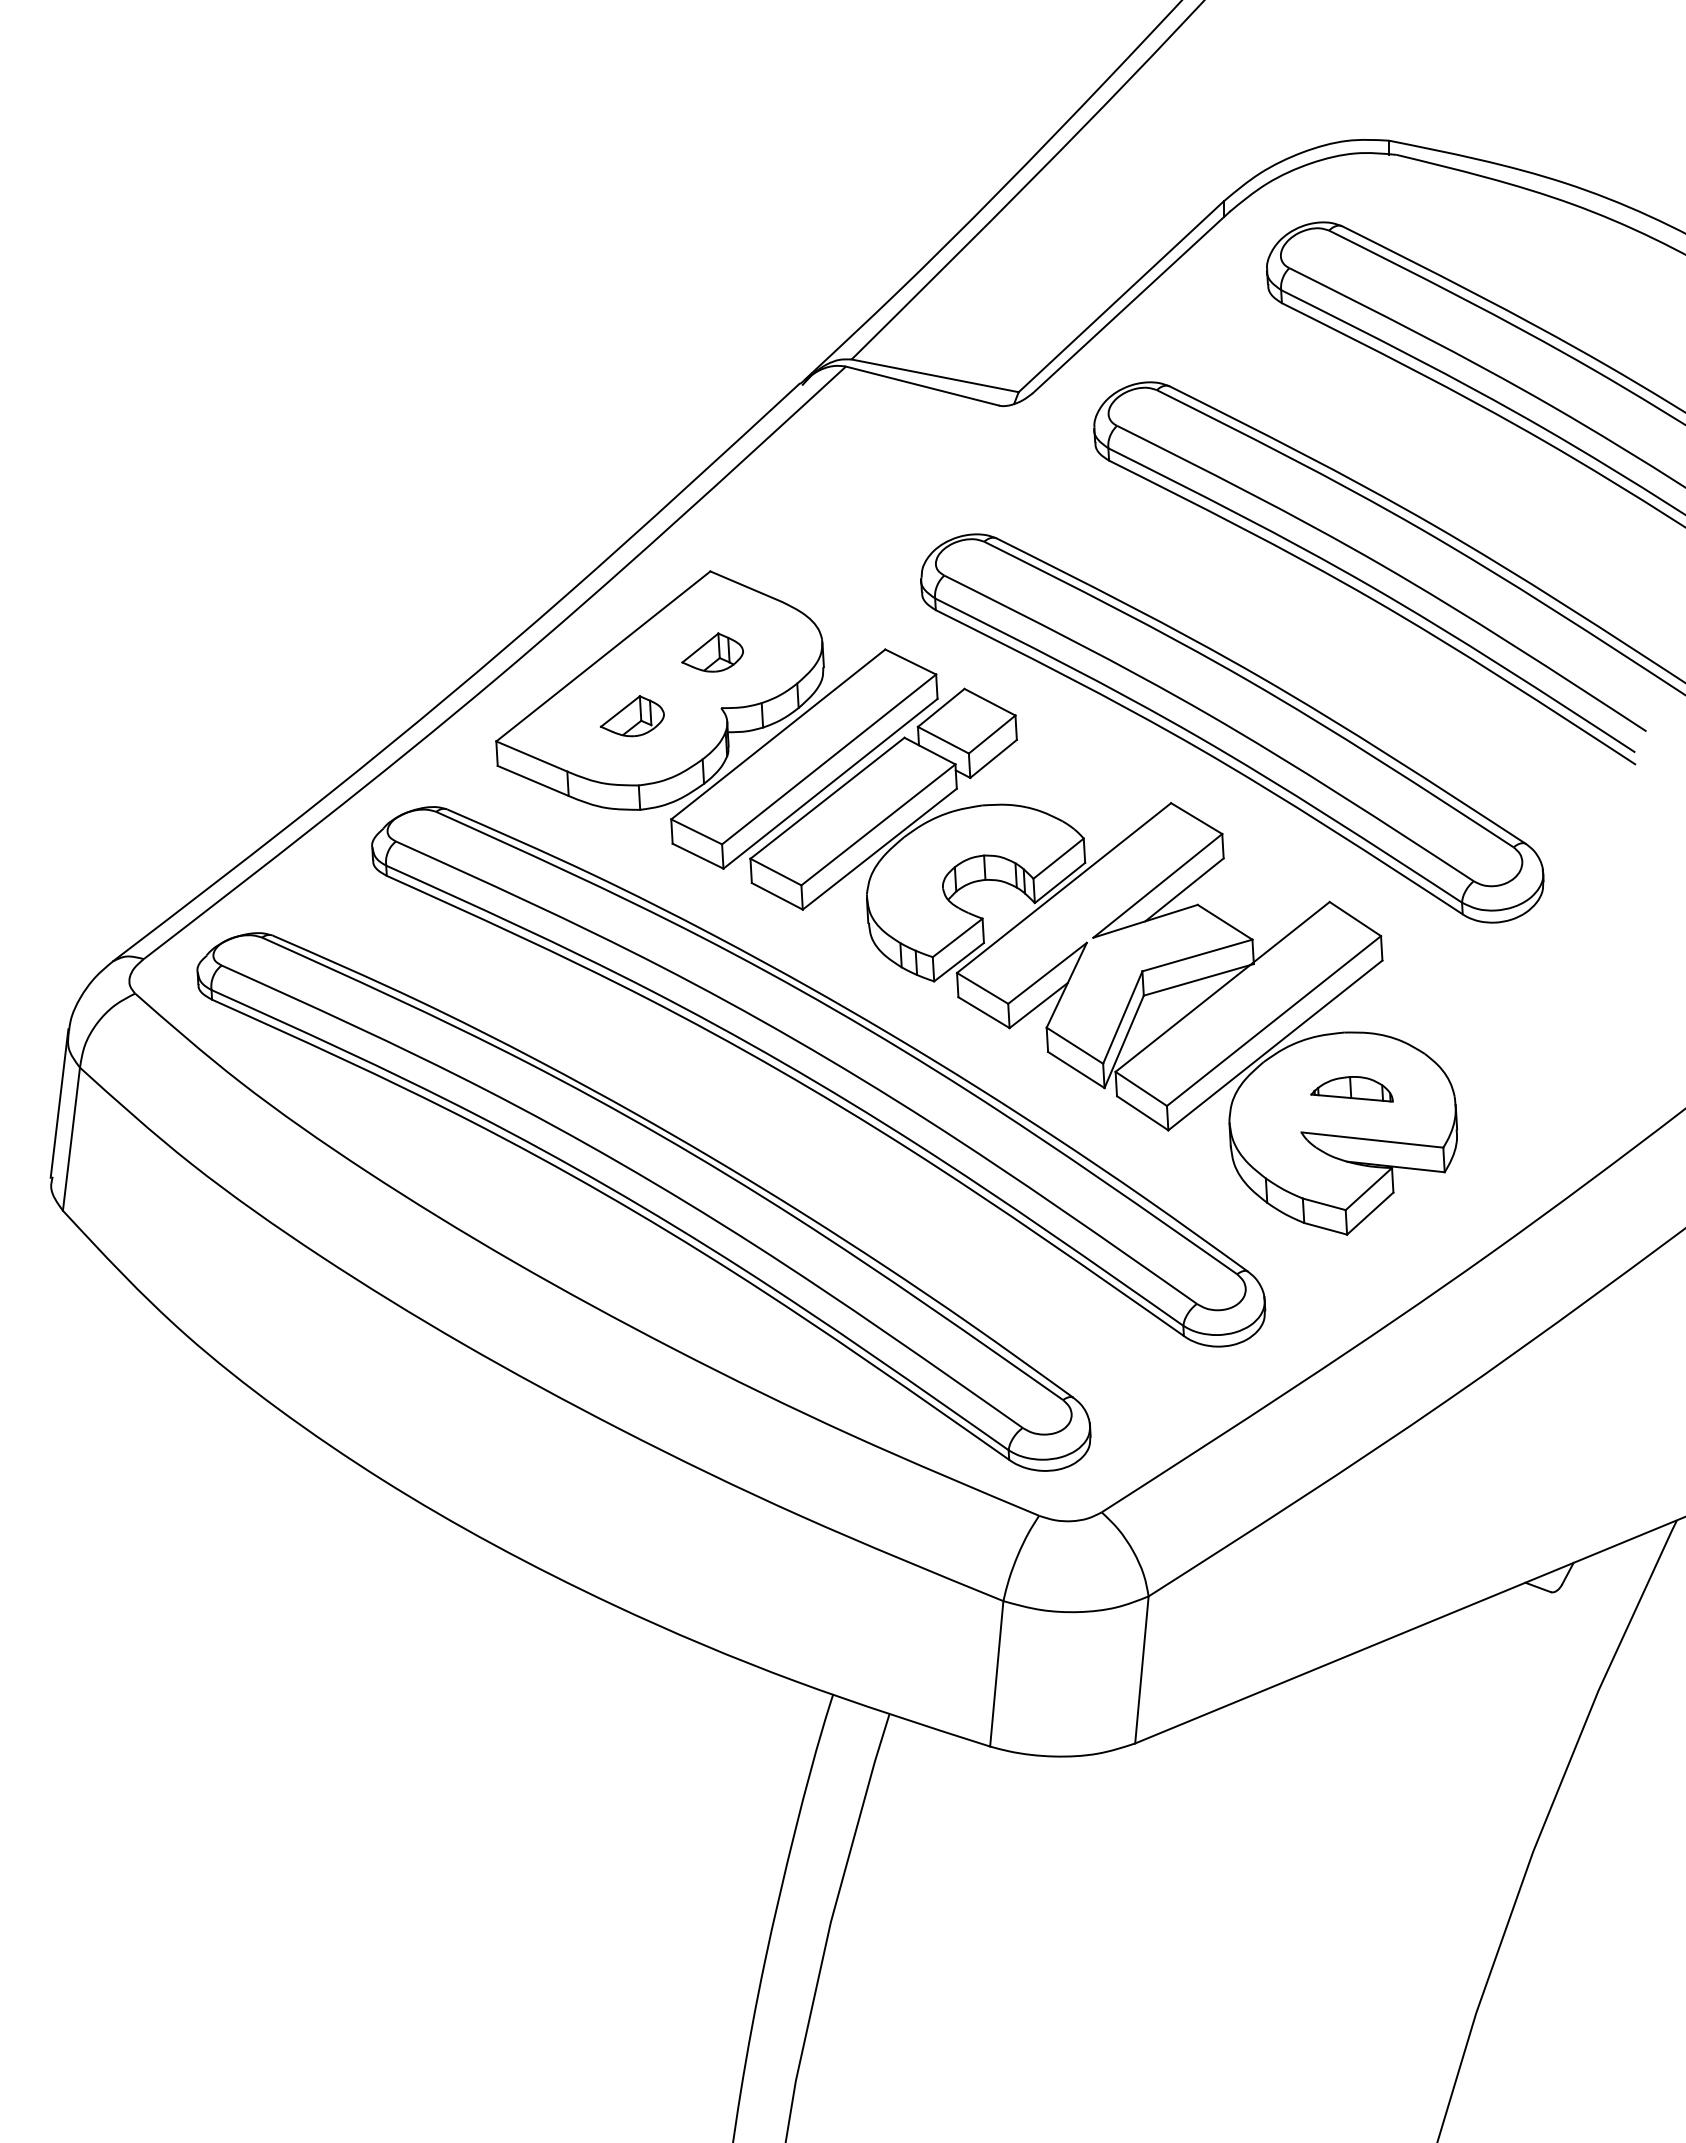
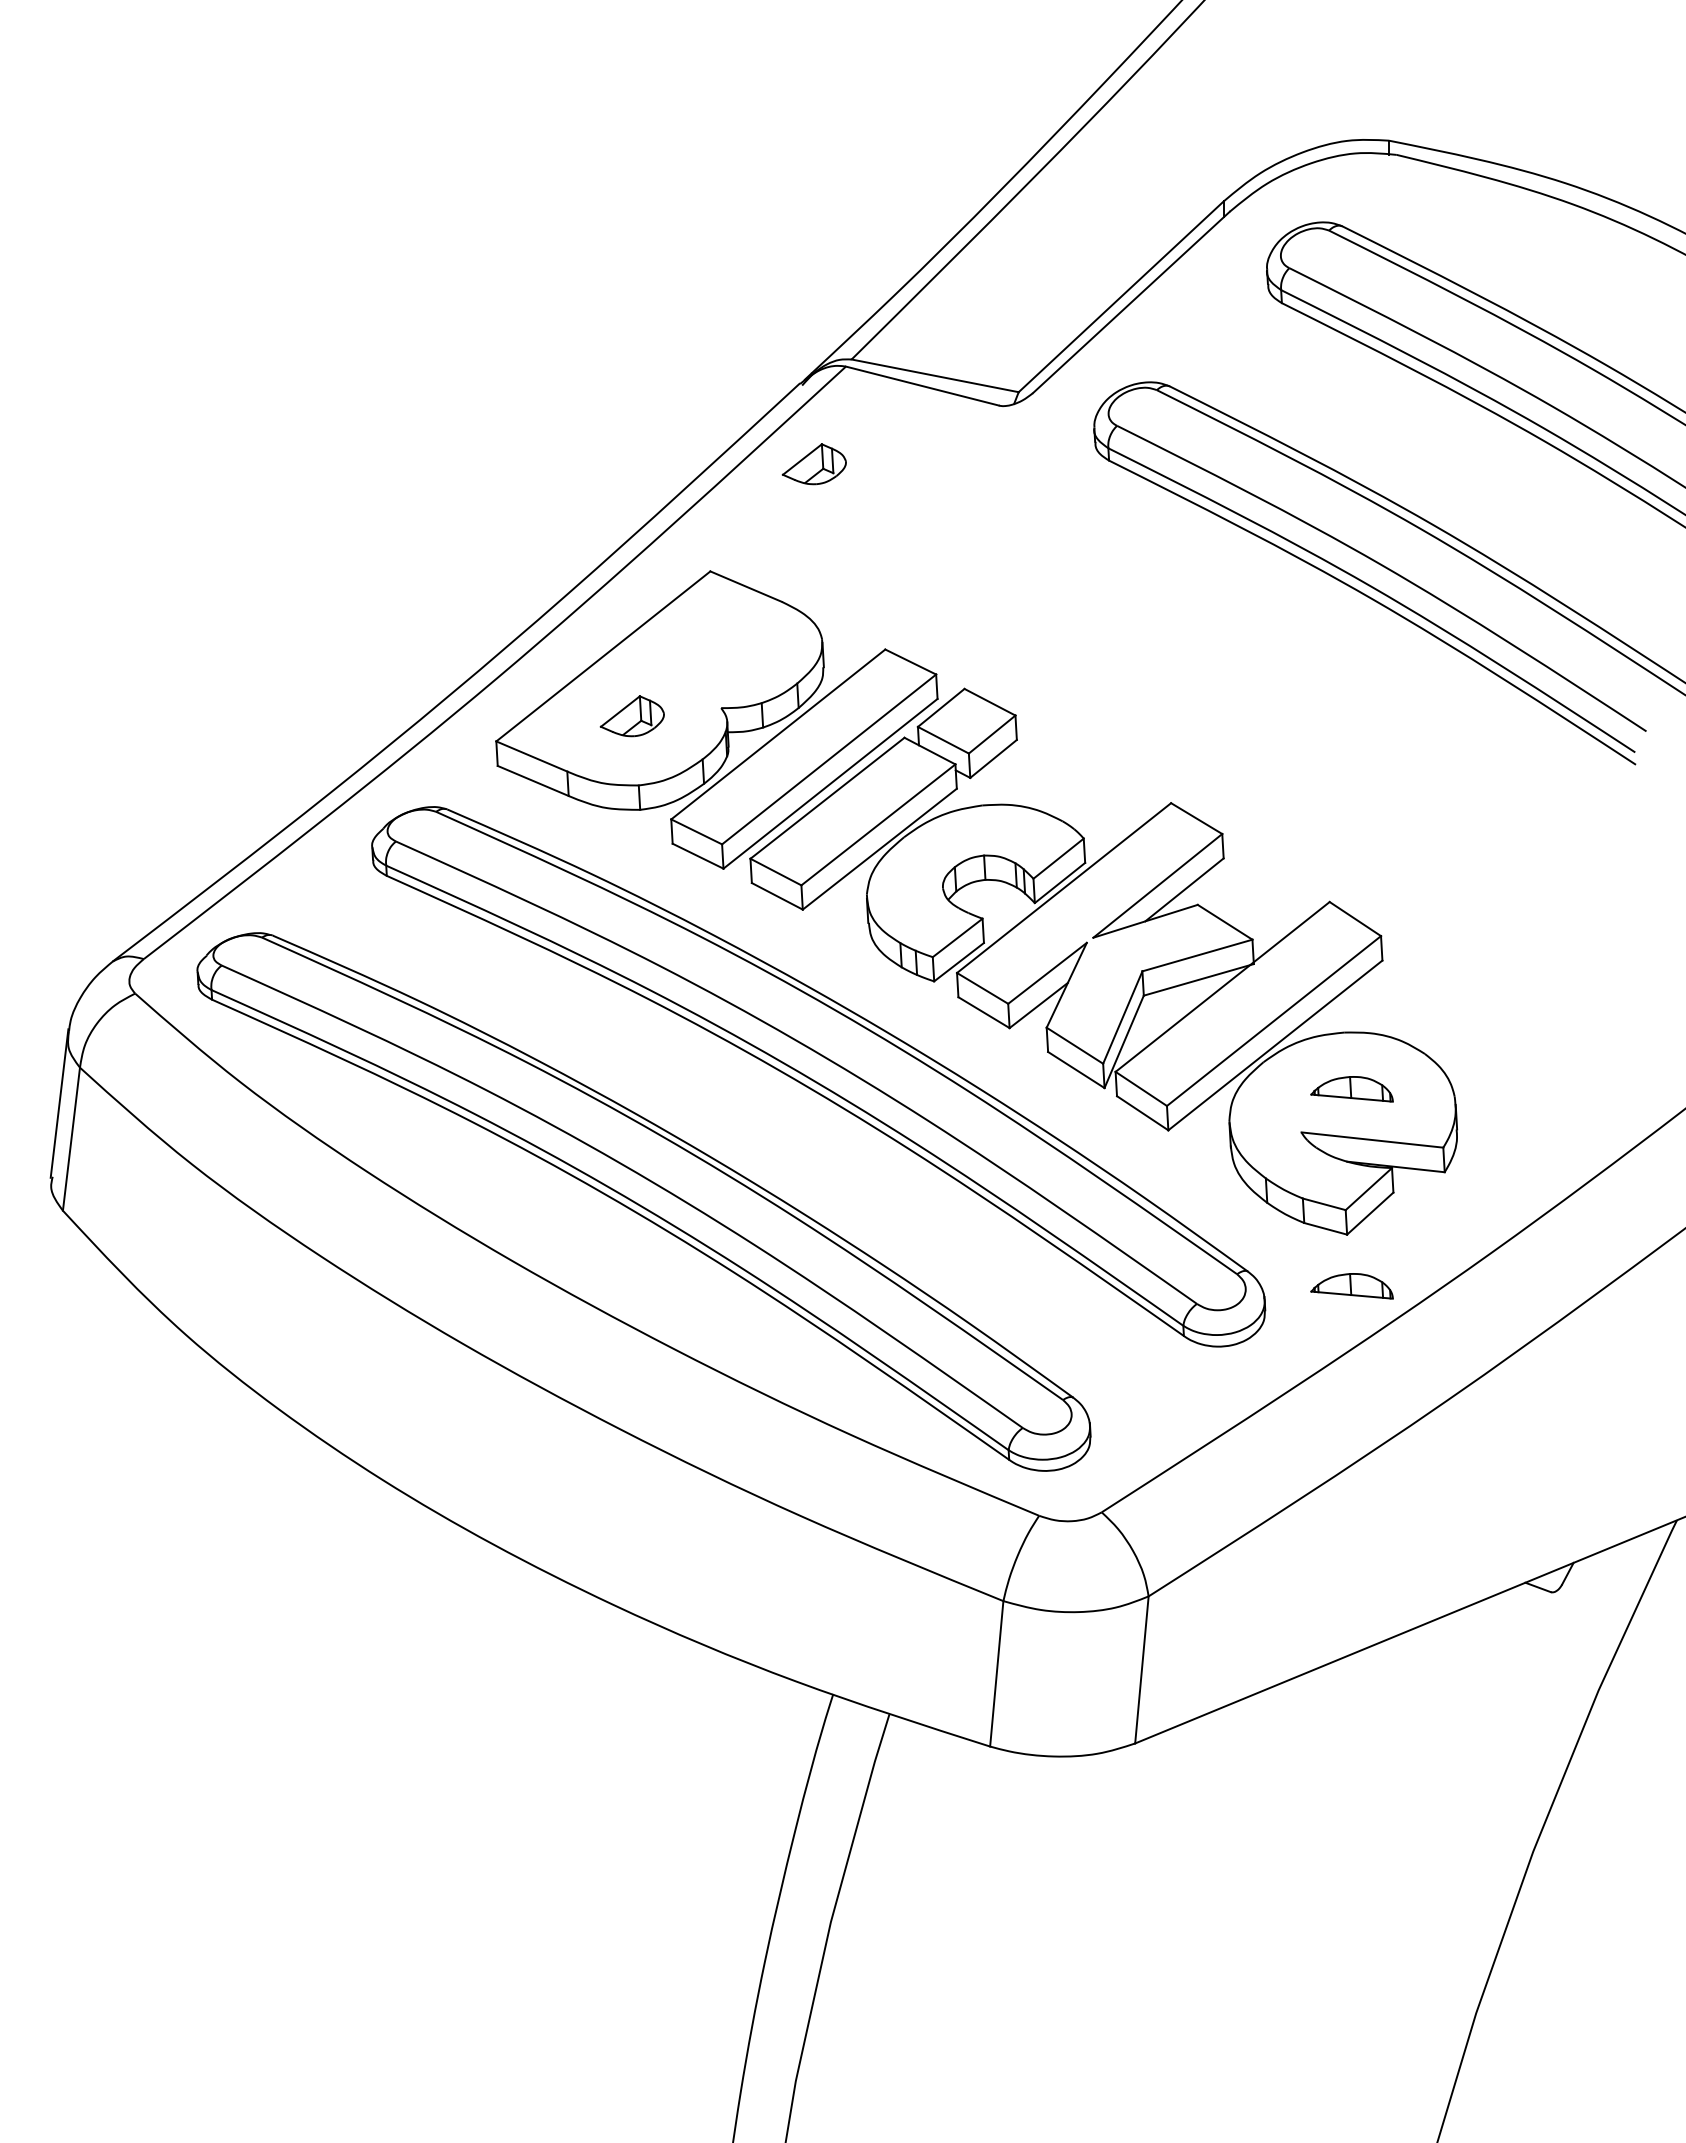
part: none -> present (813, 464)
part: present -> none (712, 652)
part: present -> none (1232, 728)
part: none -> present (1351, 1286)
